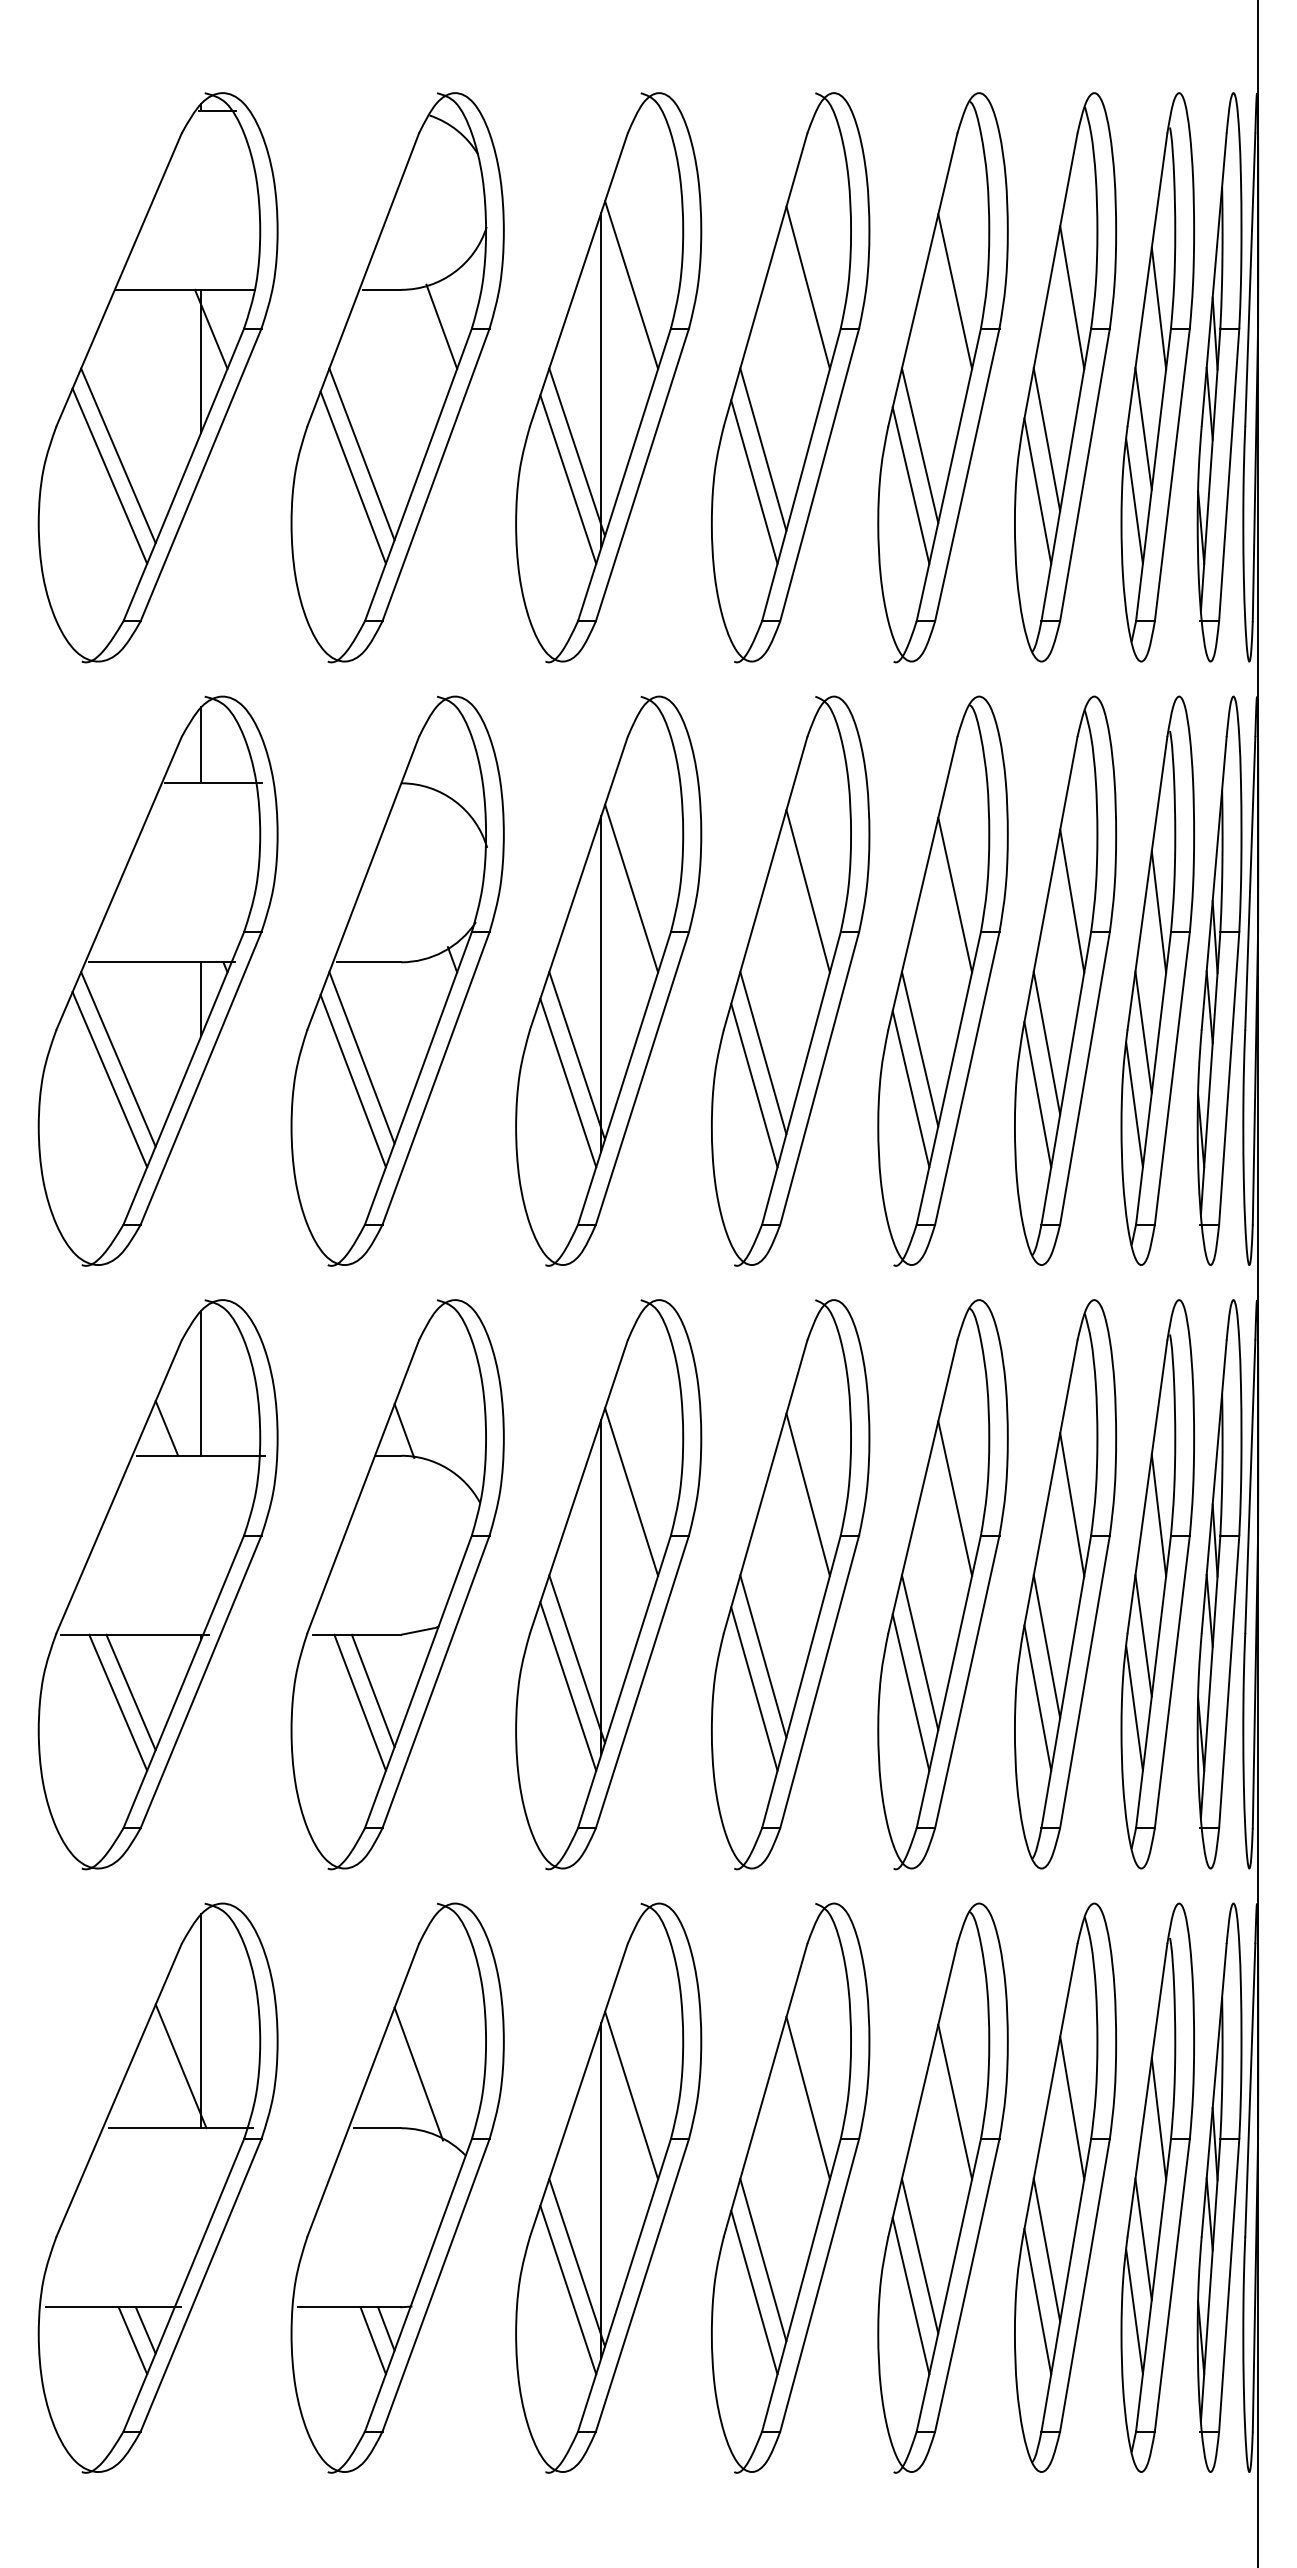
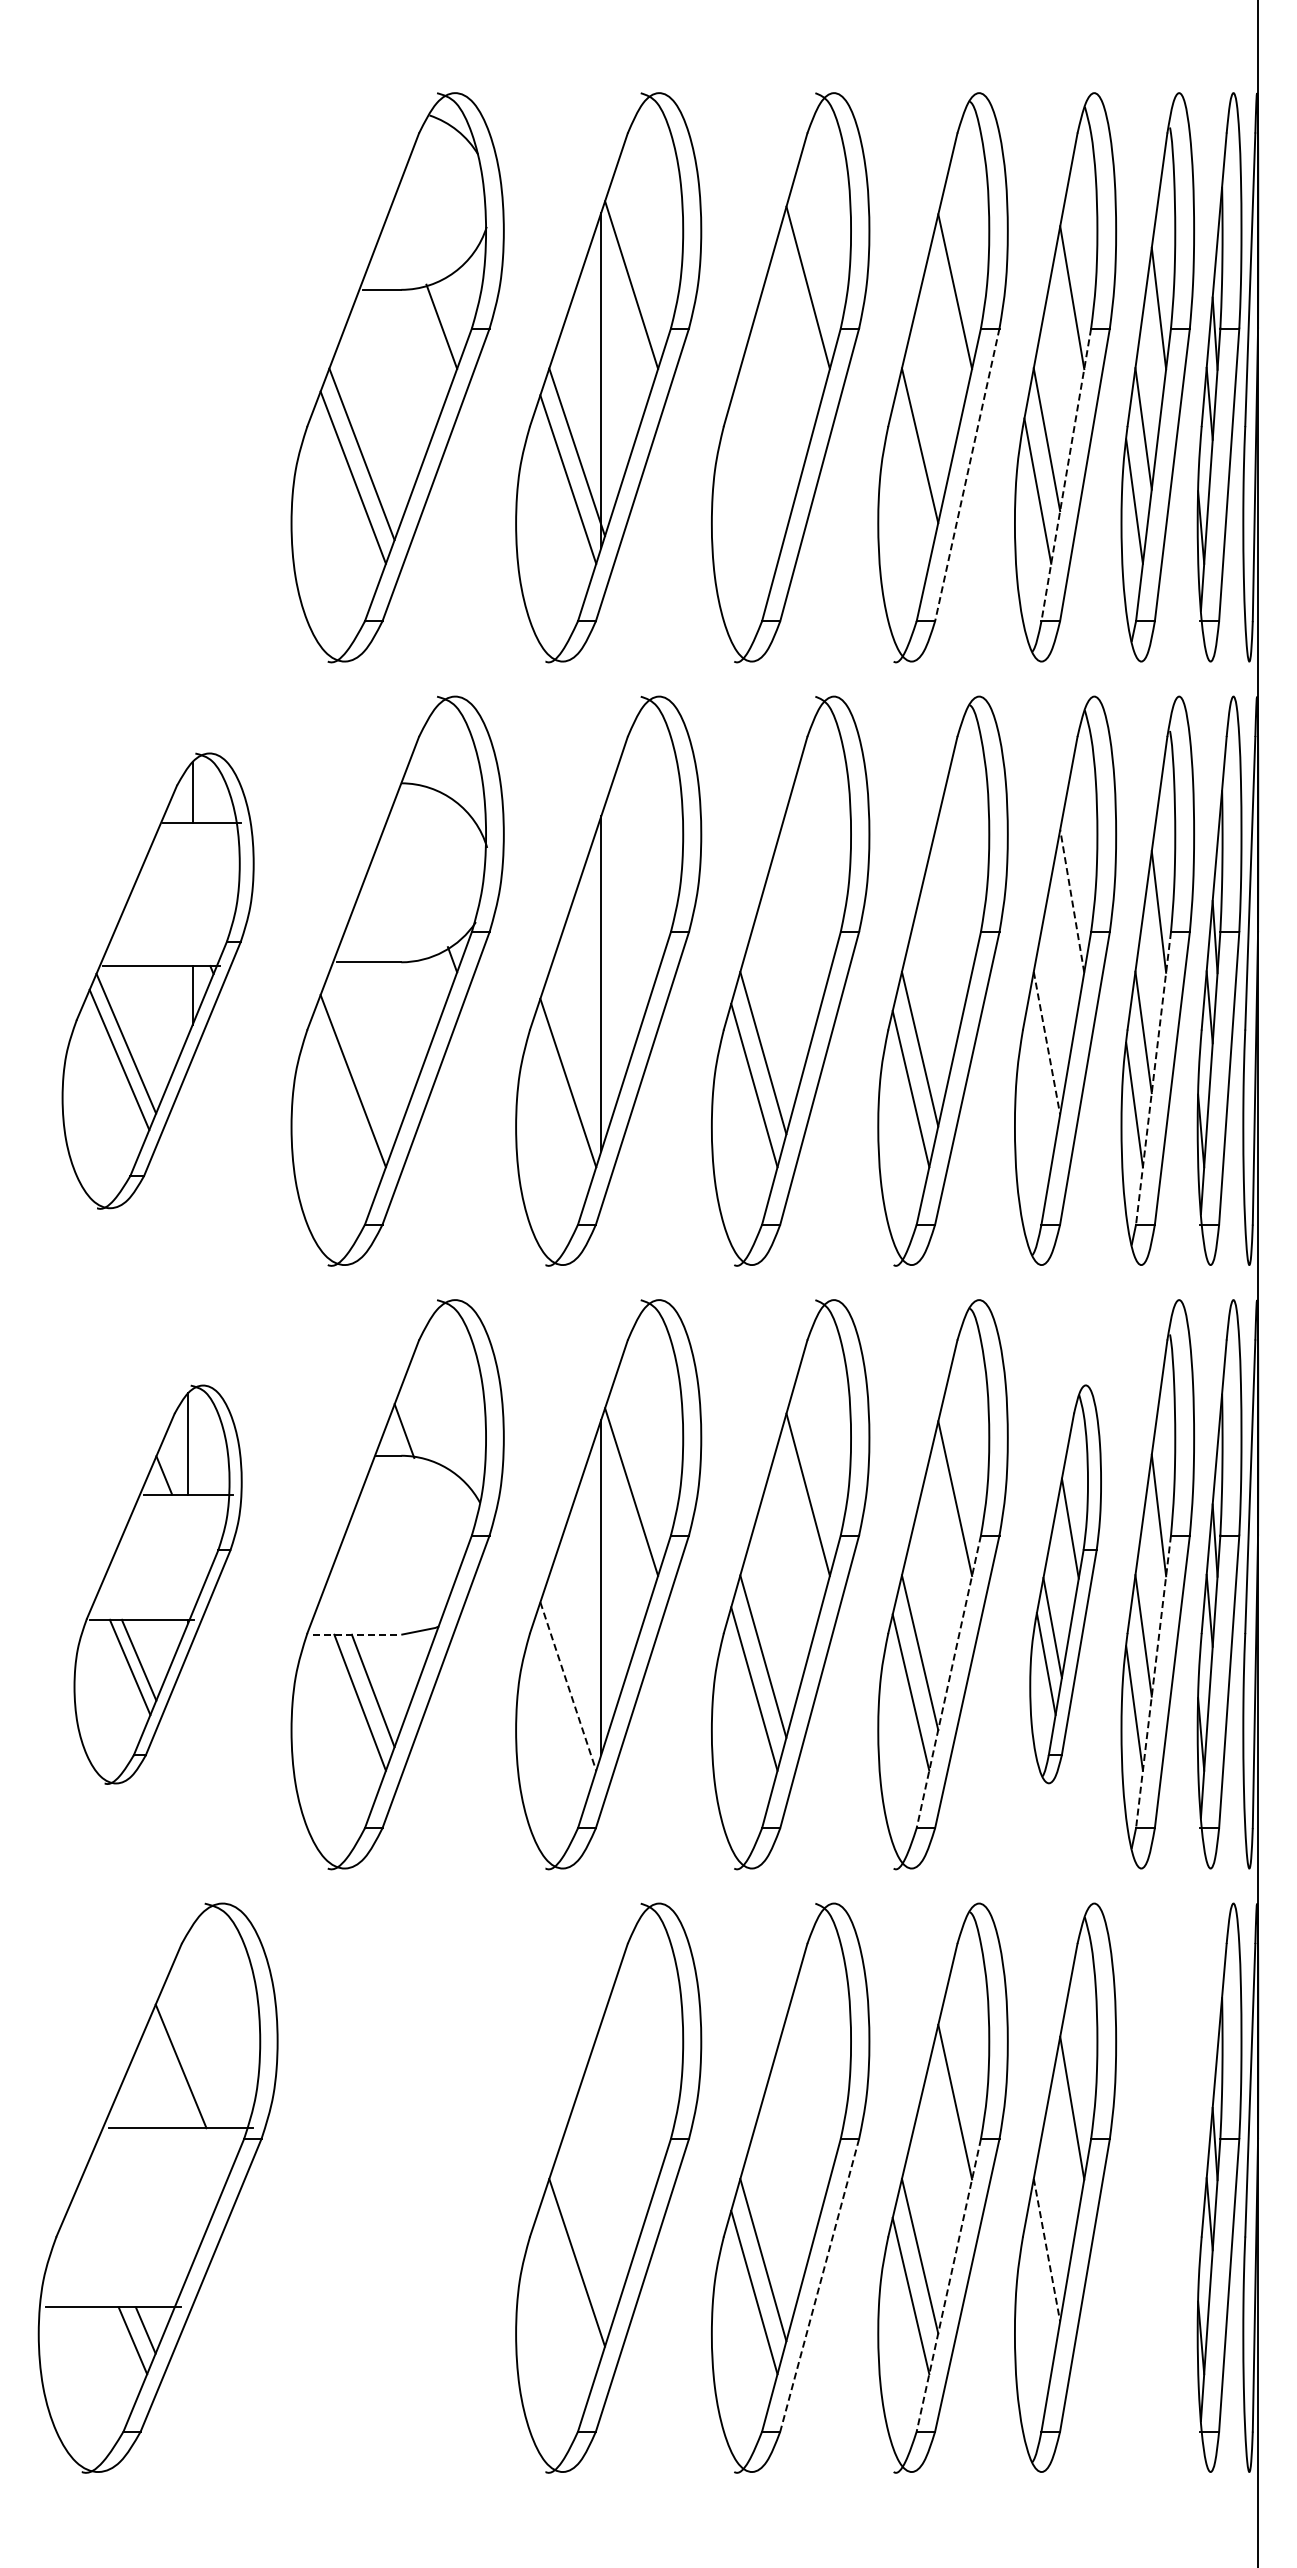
part: present -> none (157, 377)
line: present -> none (763, 449)
line: solid -> dashed (967, 474)
line: solid -> dashed (1066, 475)
line: present -> none (754, 481)
line: present -> none (910, 485)
line: present -> none (631, 888)
line: present -> none (807, 891)
line: present -> none (955, 894)
line: solid -> dashed (1072, 900)
part size: 242x572 px -> 194x458 px (157, 980)
line: solid -> dashed (1046, 1043)
line: present -> none (577, 1055)
line: present -> none (361, 1057)
line: solid -> dashed (1153, 1078)
line: present -> none (1037, 1094)
part size: 242x572 px -> 170x401 px (157, 1584)
part size: 104x571 px -> 73x401 px (1065, 1584)
line: solid -> dashed (357, 1634)
line: present -> none (577, 1659)
line: solid -> dashed (948, 1681)
line: solid -> dashed (1153, 1682)
line: solid -> dashed (568, 1686)
line: present -> none (201, 2021)
line: present -> none (631, 2095)
line: present -> none (807, 2098)
part: present -> none (397, 2187)
part: present -> none (1157, 2187)
line: present -> none (601, 2190)
line: solid -> dashed (1046, 2250)
line: solid -> dashed (819, 2285)
line: solid -> dashed (948, 2285)
line: present -> none (568, 2289)
line: present -> none (1037, 2301)
